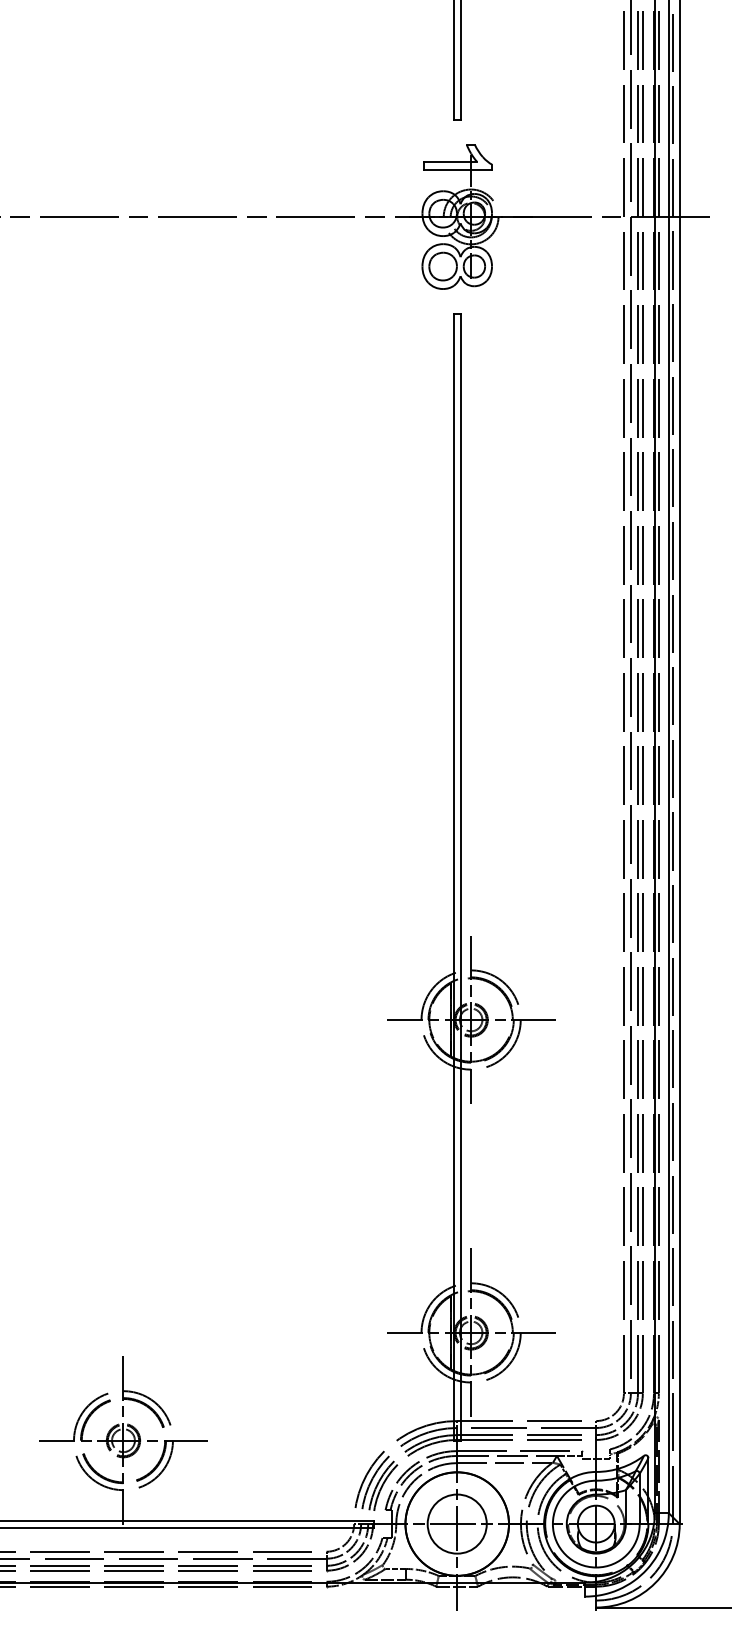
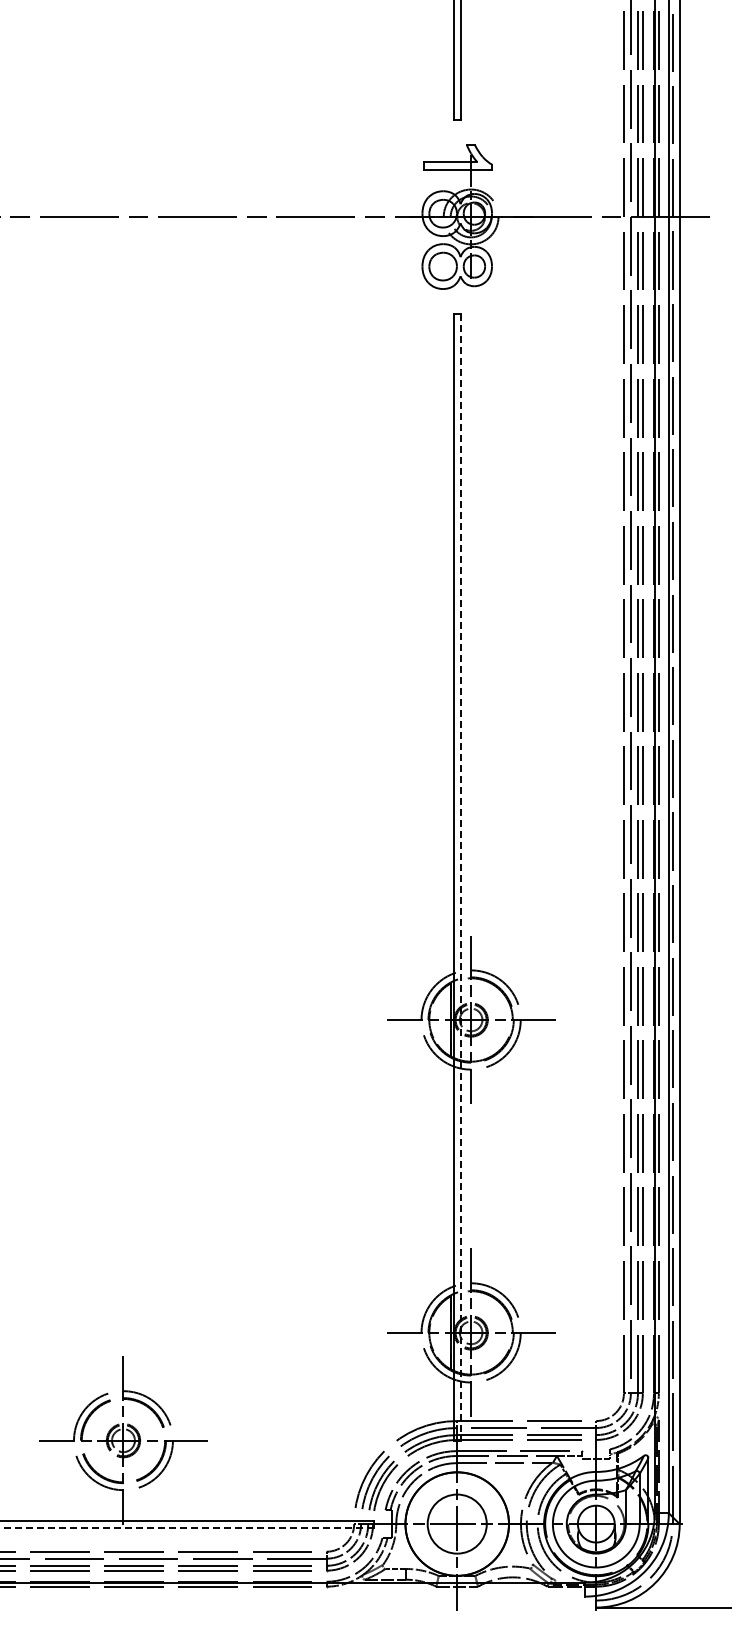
line: solid -> dashed (460, 877)
line: solid -> dashed (187, 1527)
